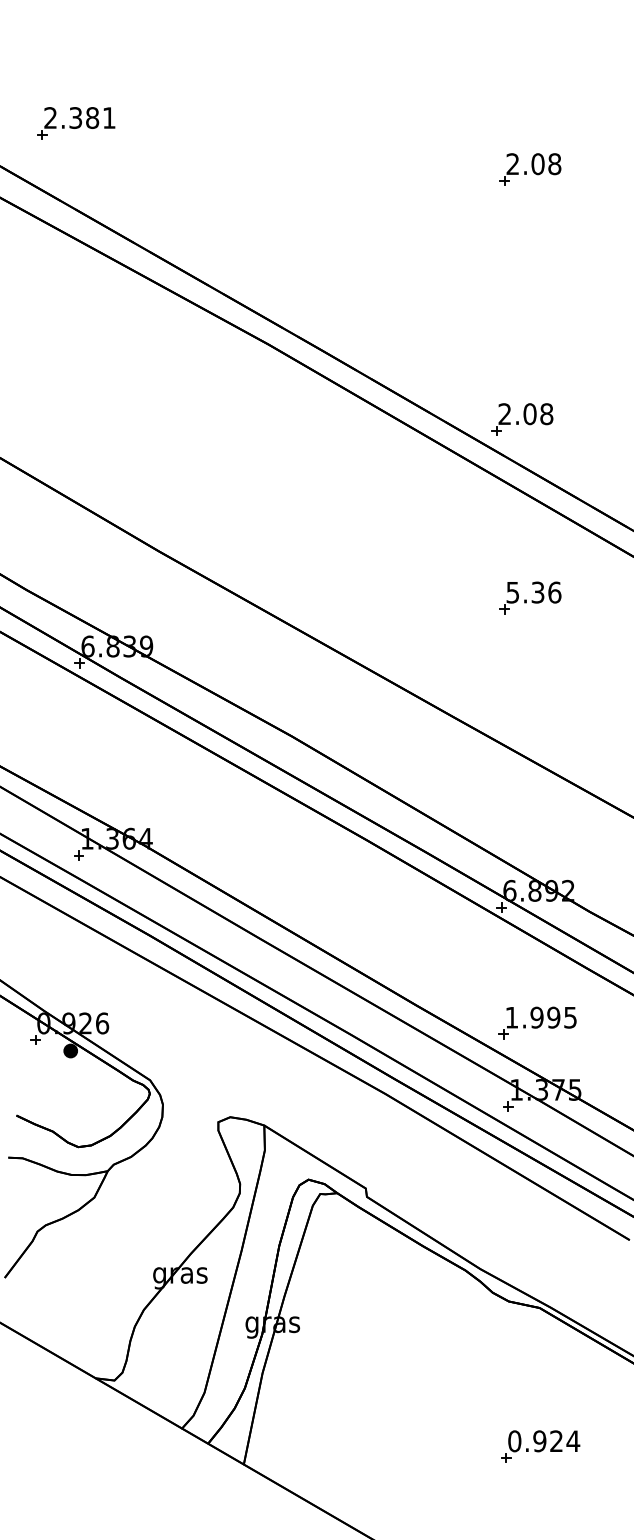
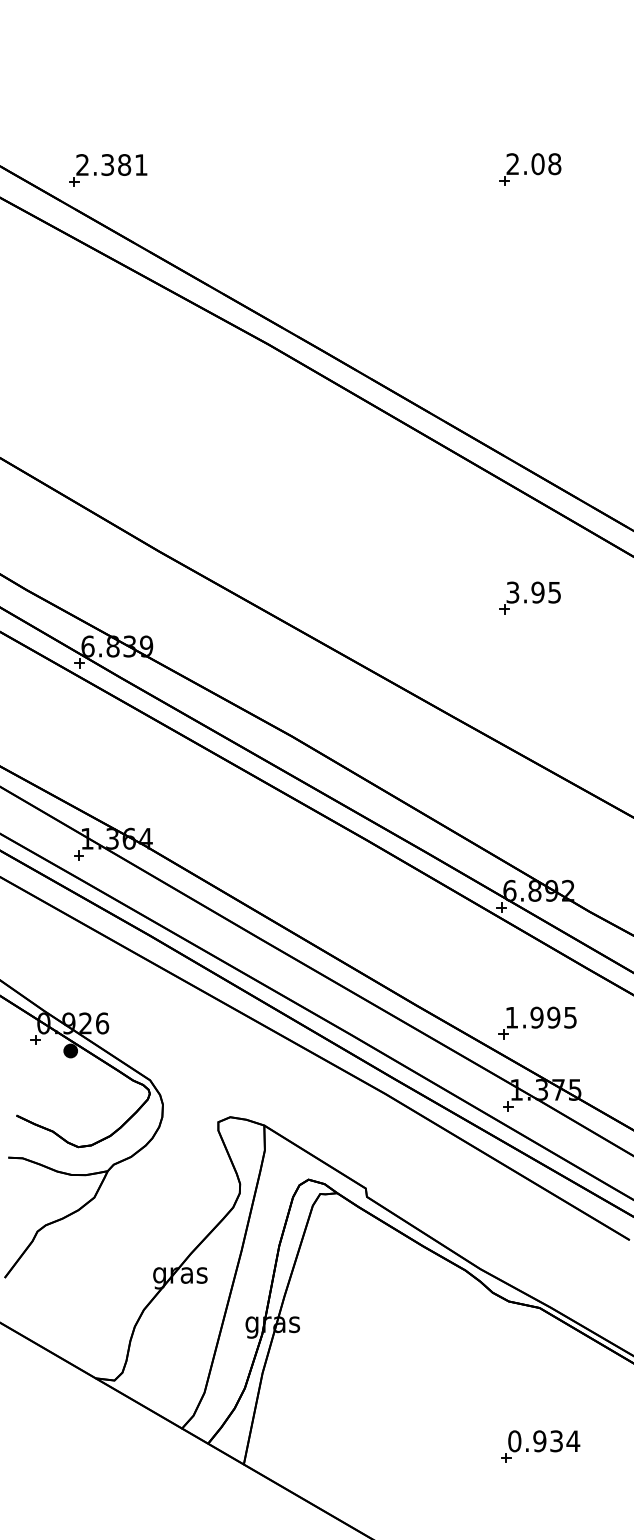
part position: (76, 123) -> (108, 170) (108, 170)
part: present -> none (522, 419)
text: 5.36 -> 3.95 (534, 592)
text: 0.924 -> 0.934 (556, 1441)
